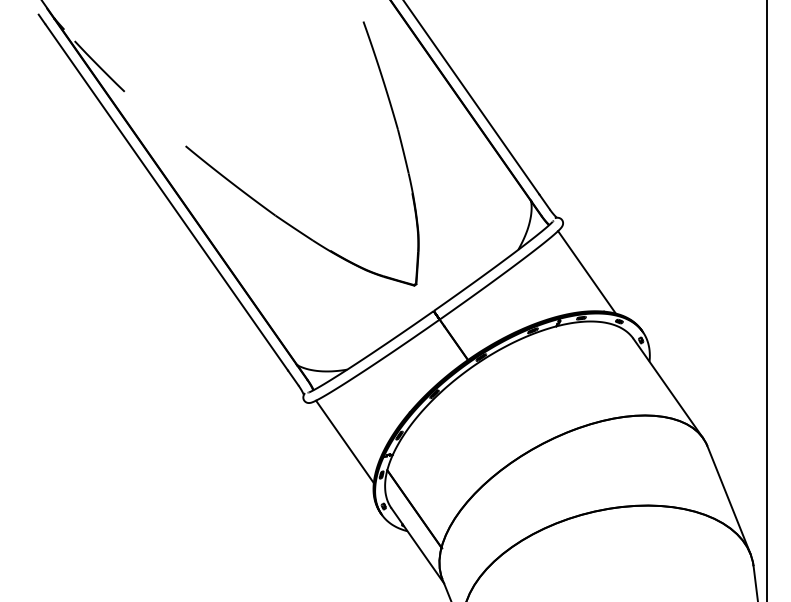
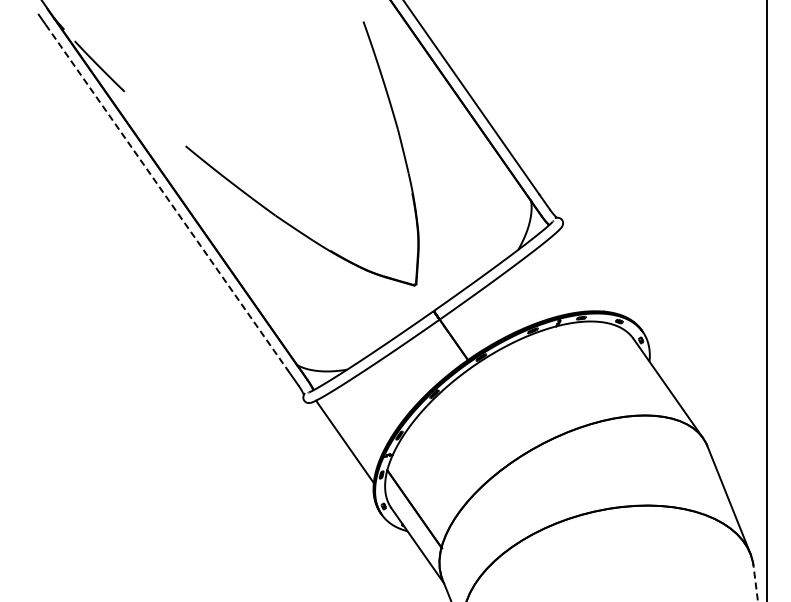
line: solid -> dashed (167, 198)
line: present -> none (586, 272)
line: solid -> dashed (755, 583)
